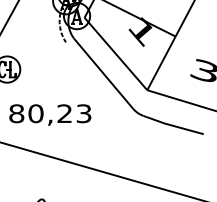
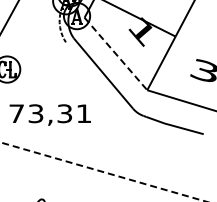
line: solid -> dashed (115, 54)
text: 80,23 -> 73,31 (50, 113)
line: solid -> dashed (103, 172)
